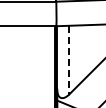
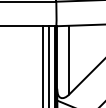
line: dashed -> solid (69, 60)
line: none -> present (42, 65)
line: none -> present (49, 65)
